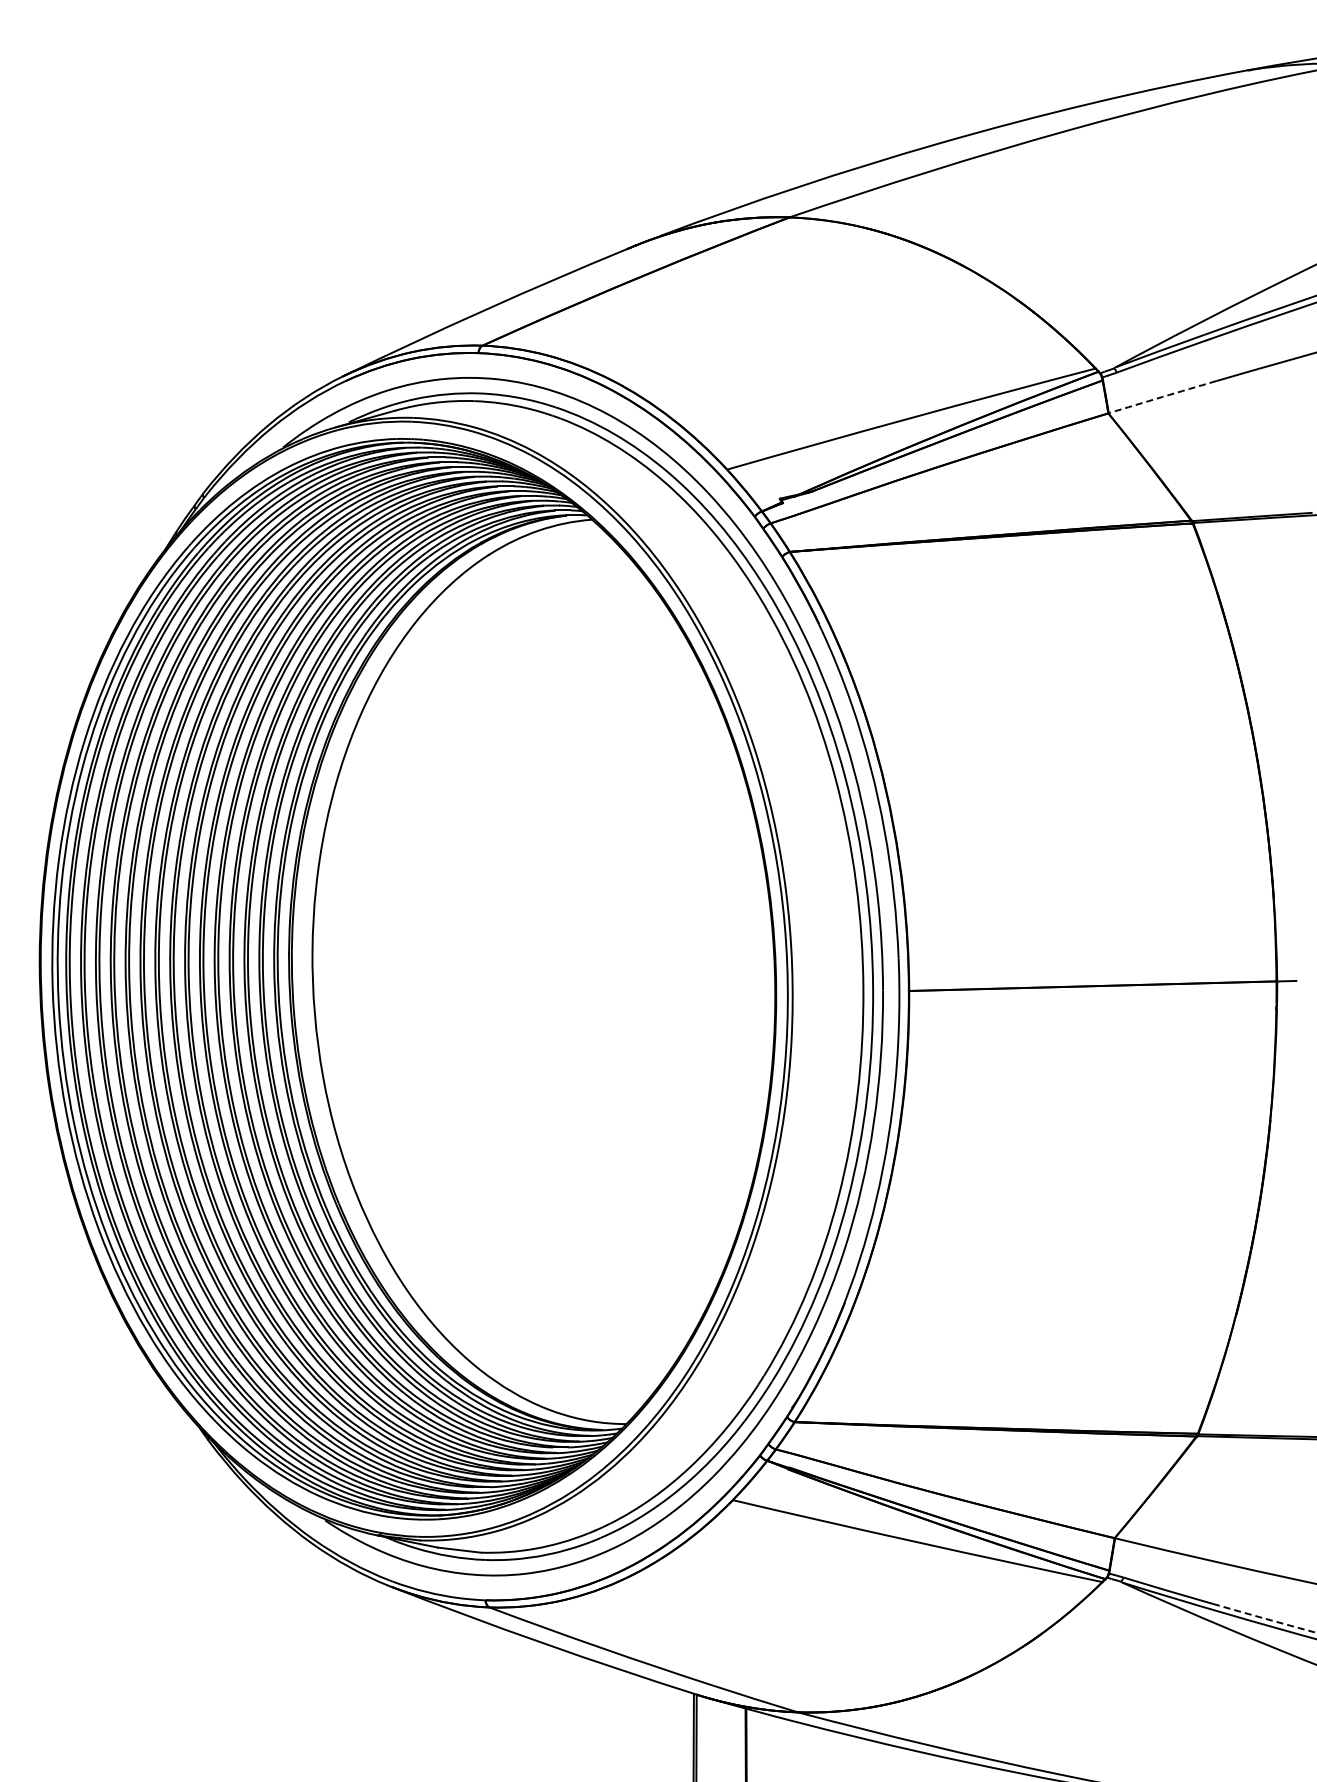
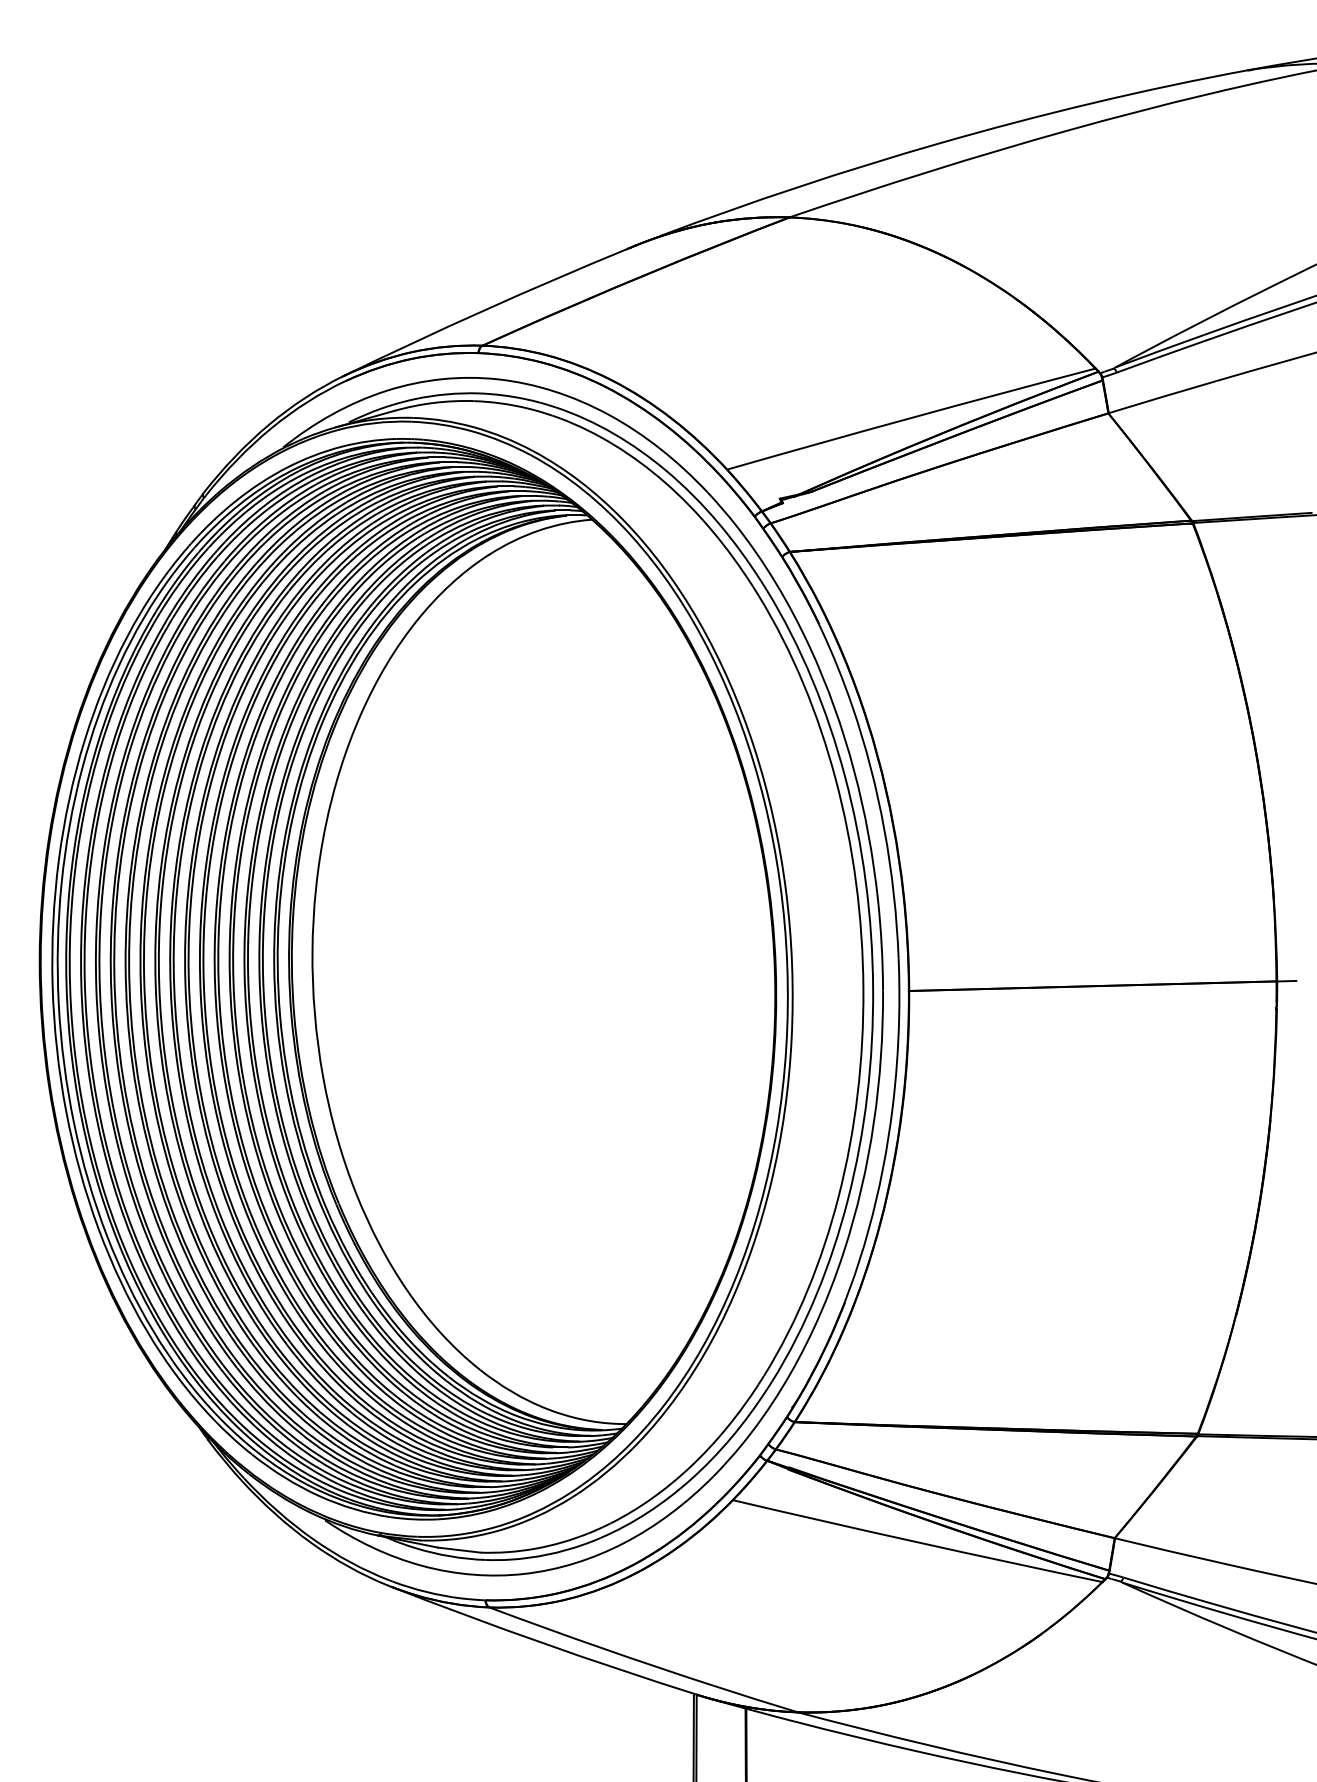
arc: dashed -> solid (1162, 397)
arc: dashed -> solid (1264, 1618)
